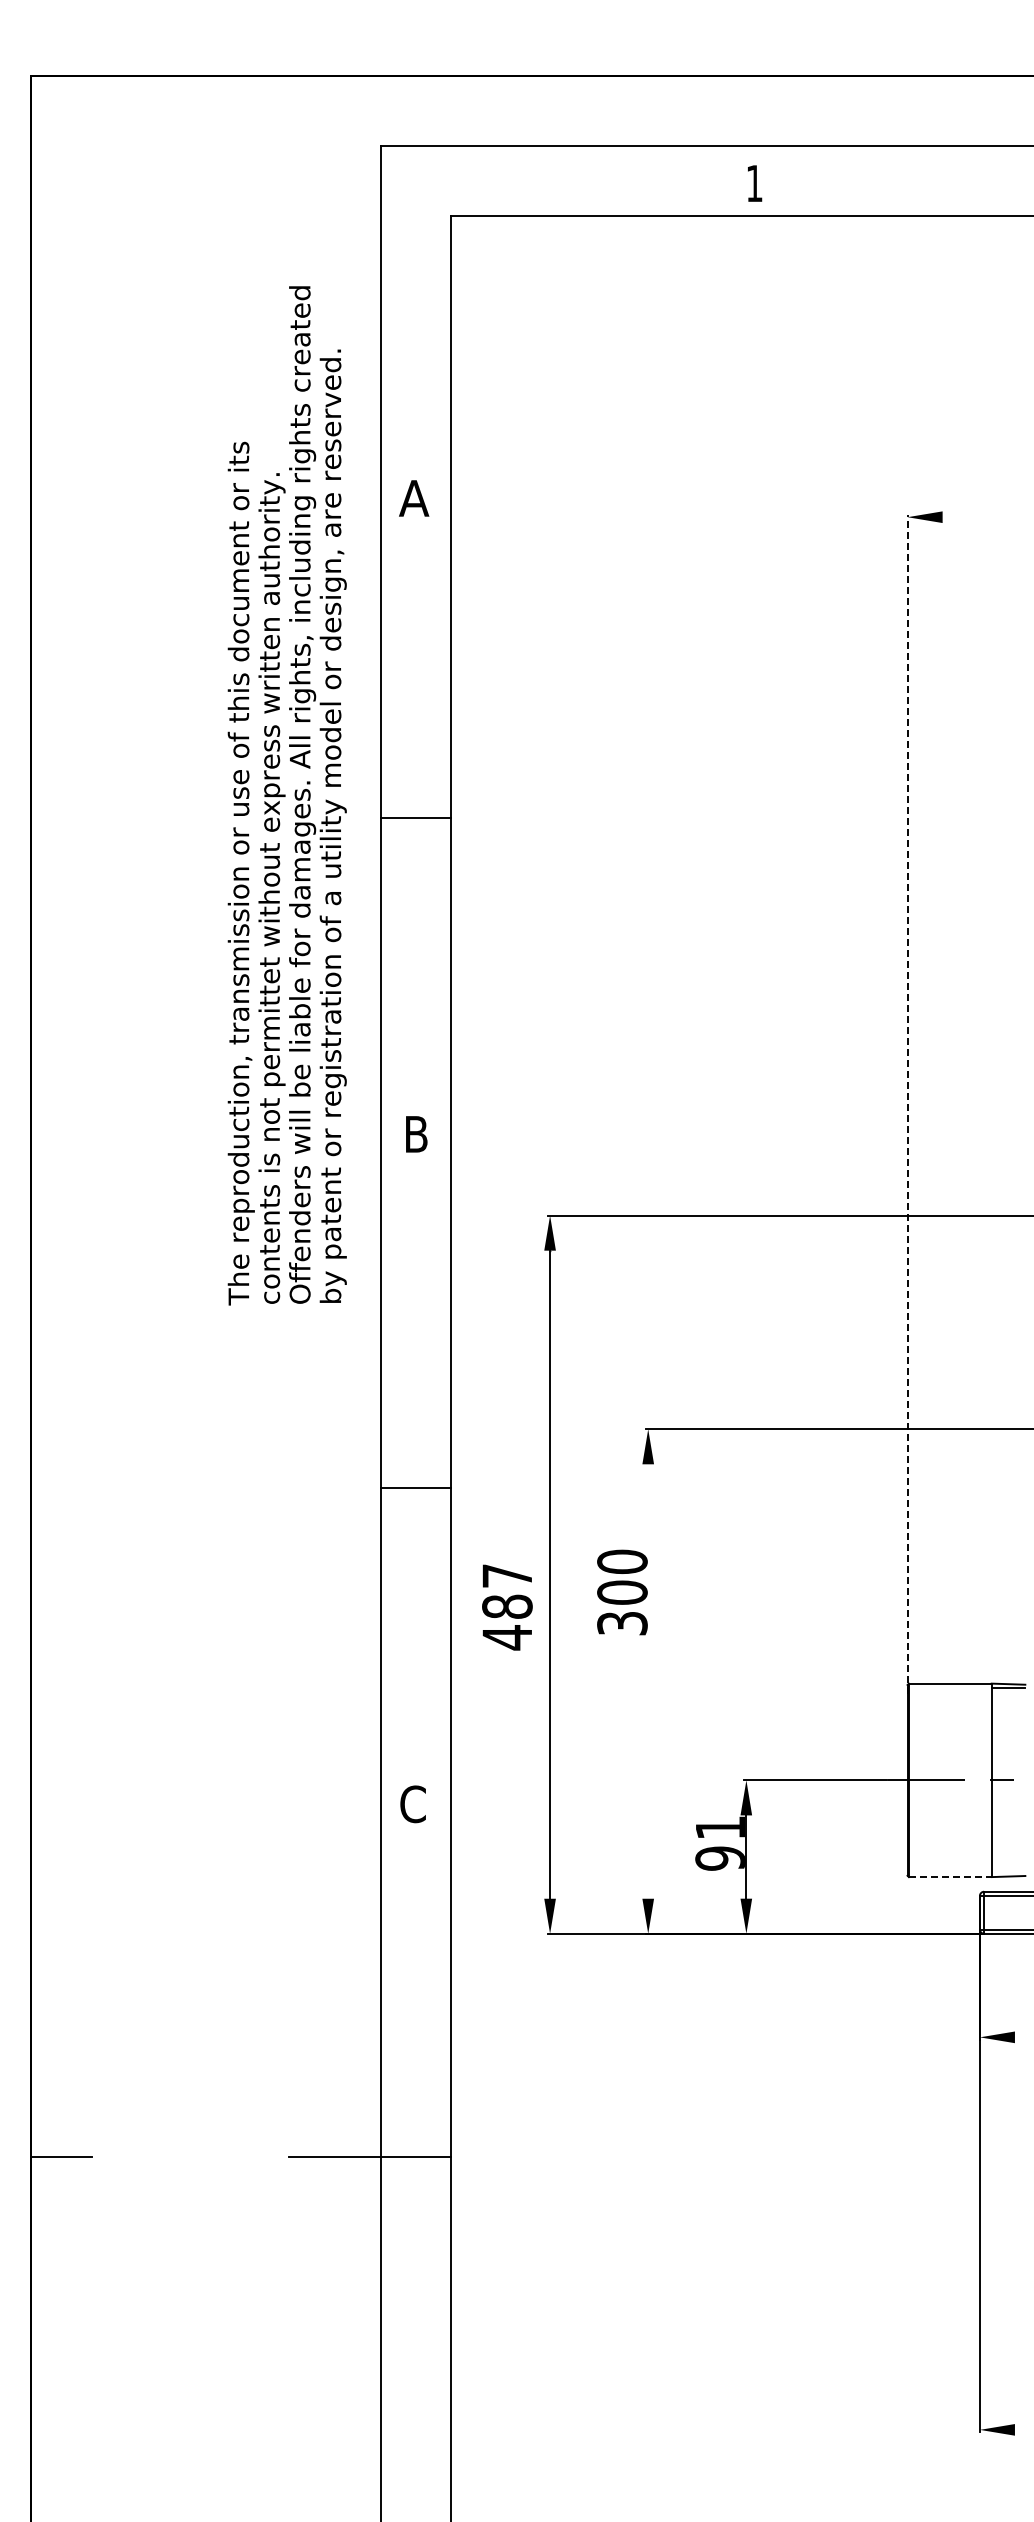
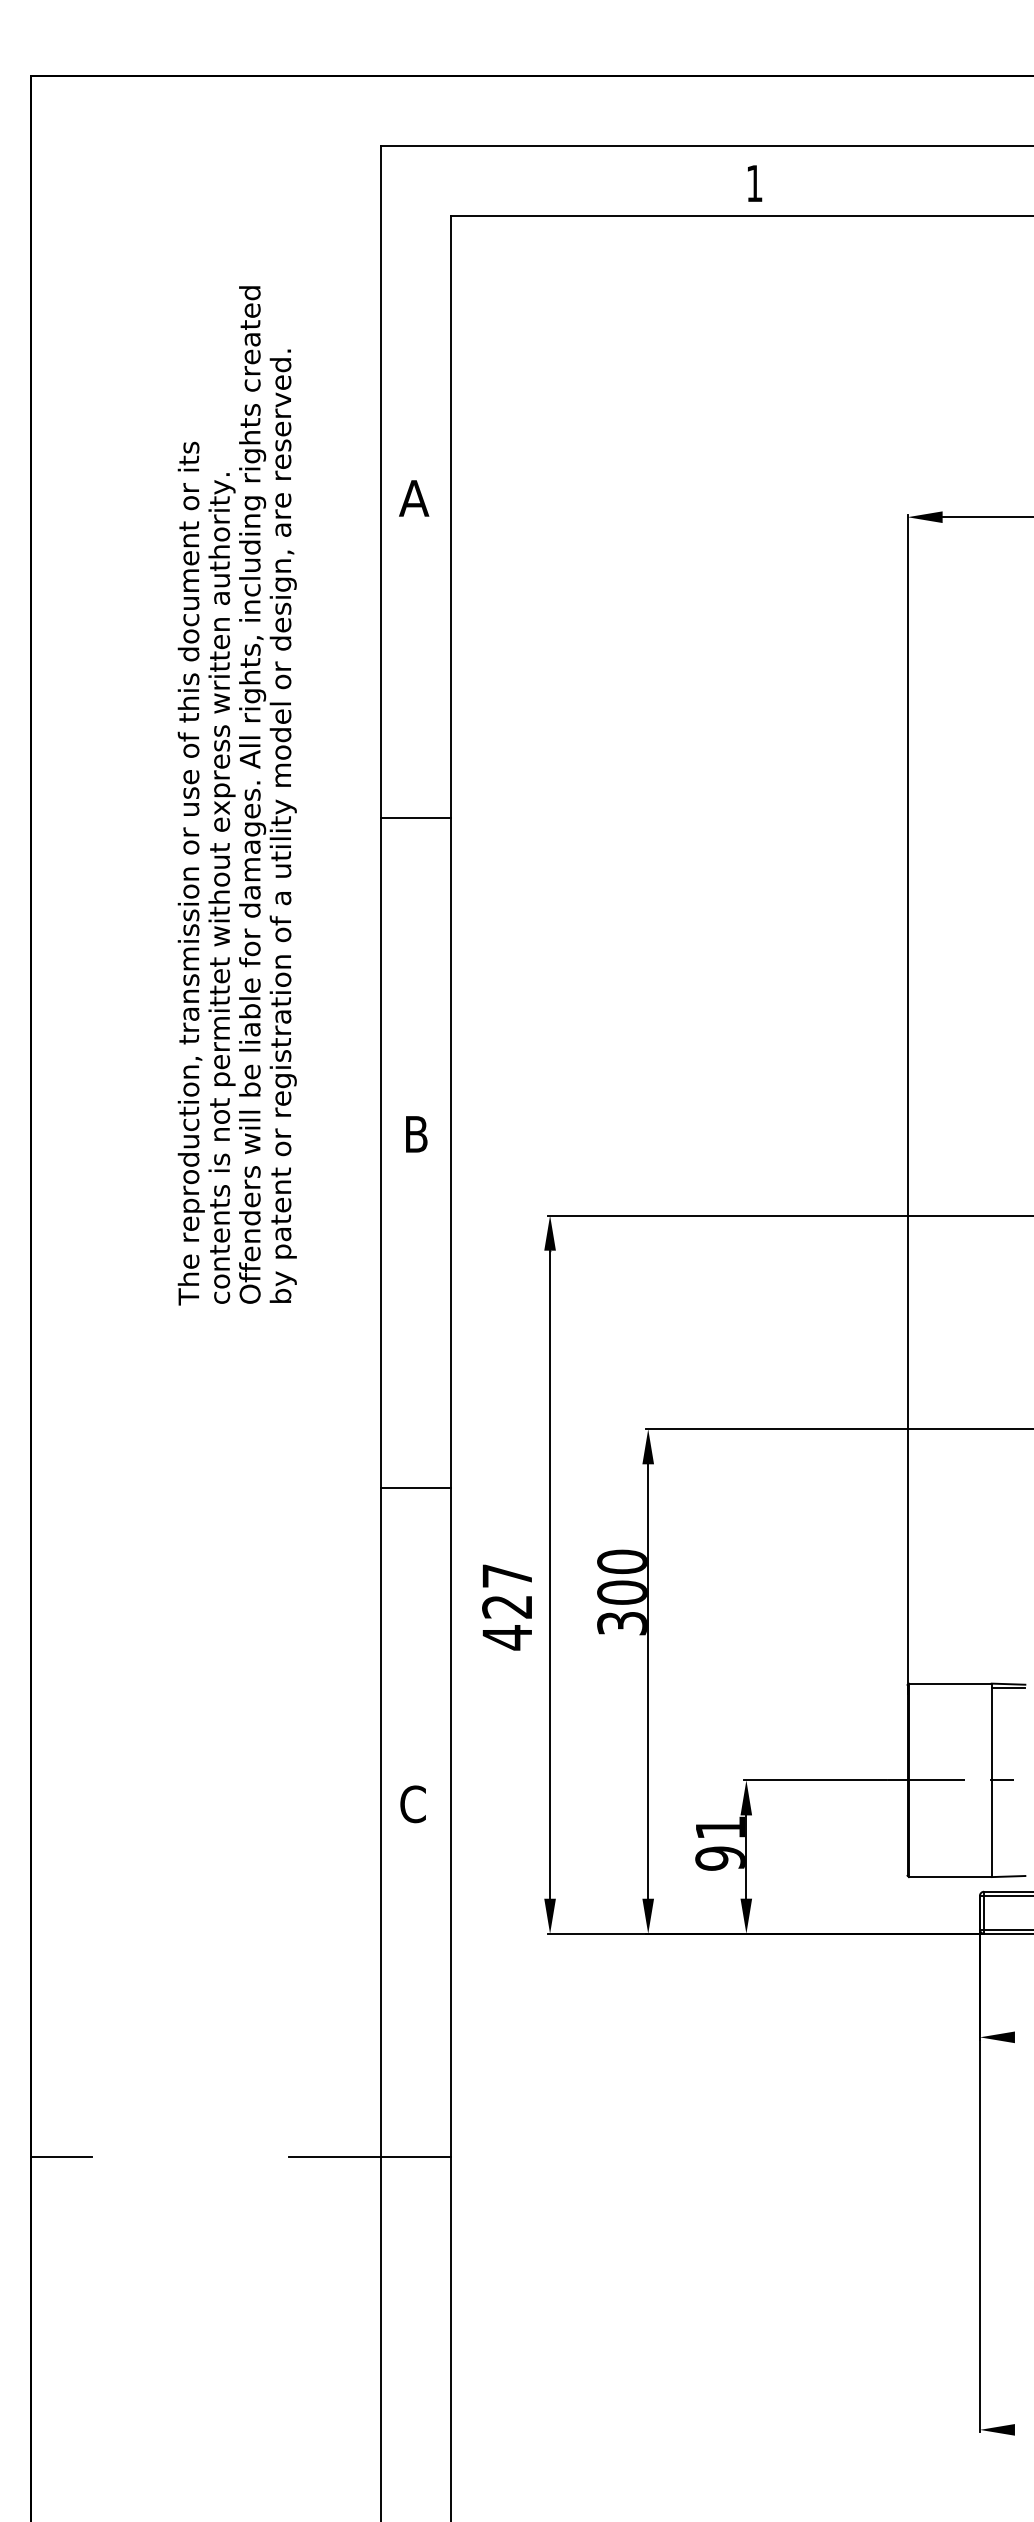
line: none -> present (986, 517)
text position: (286, 795) -> (236, 795) (236, 795)
line: dashed -> solid (907, 1104)
text: 487 -> 427 (507, 1606)
line: none -> present (648, 1681)
line: dashed -> solid (950, 1877)
